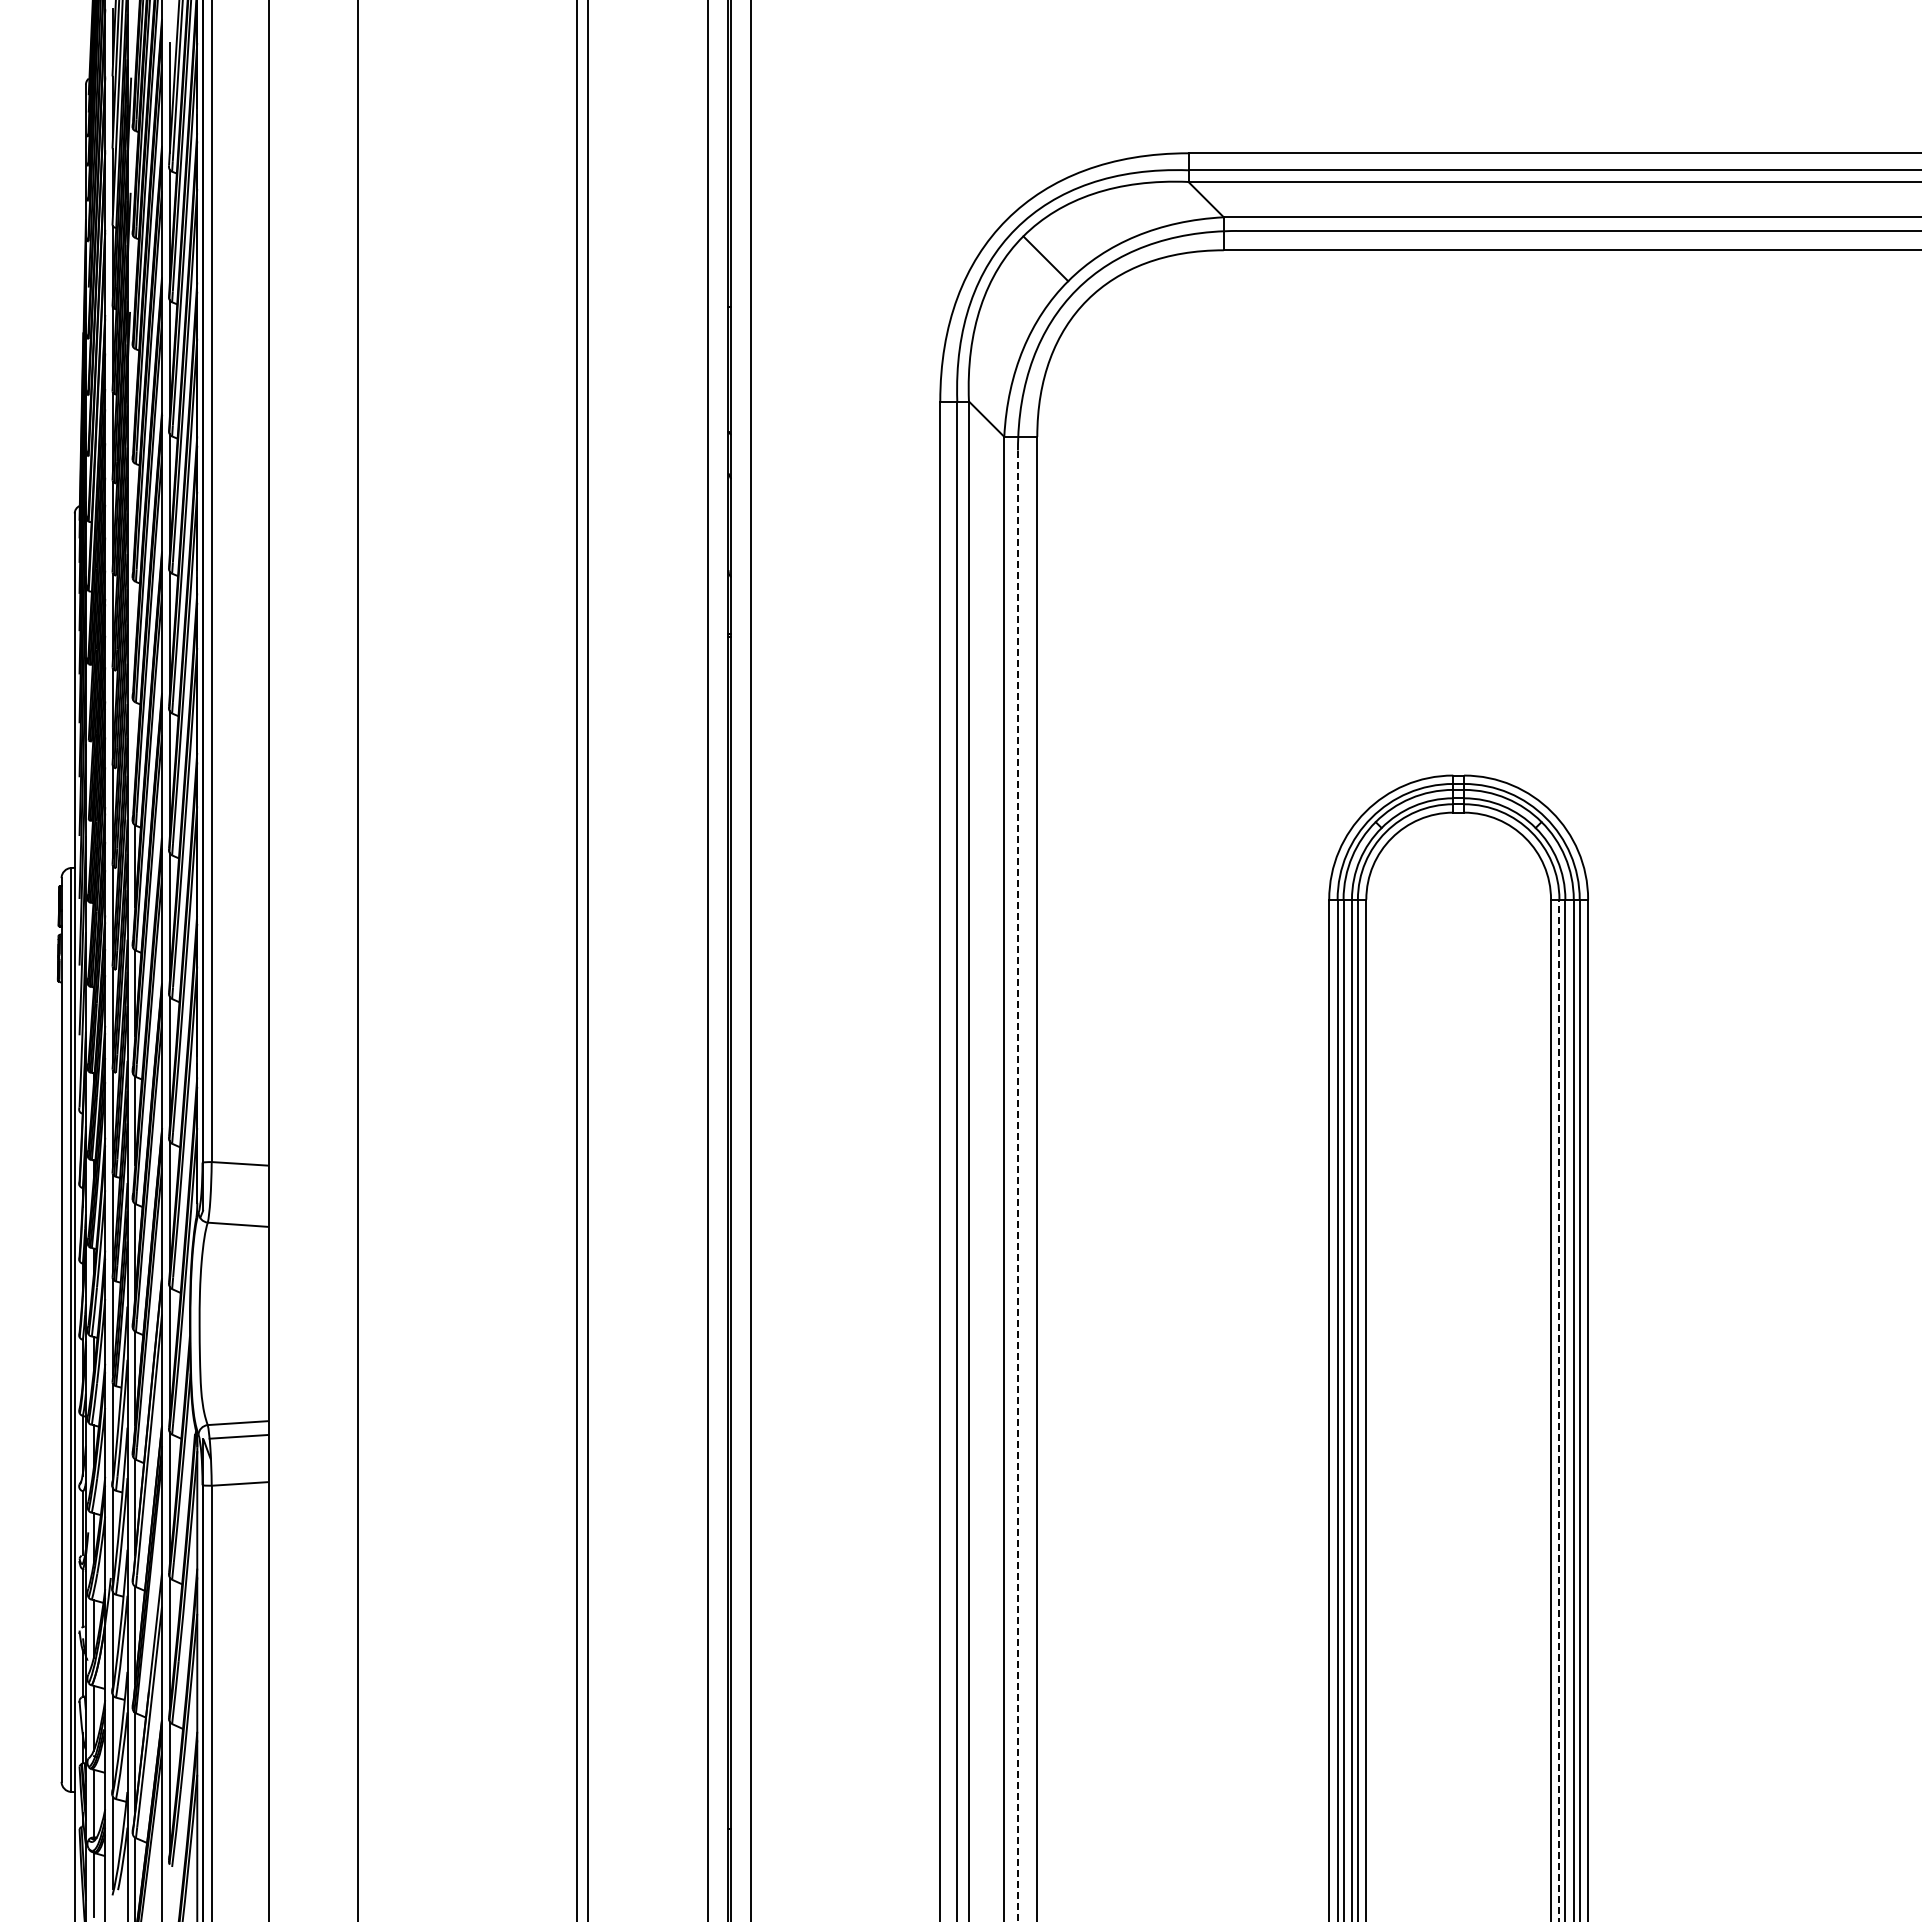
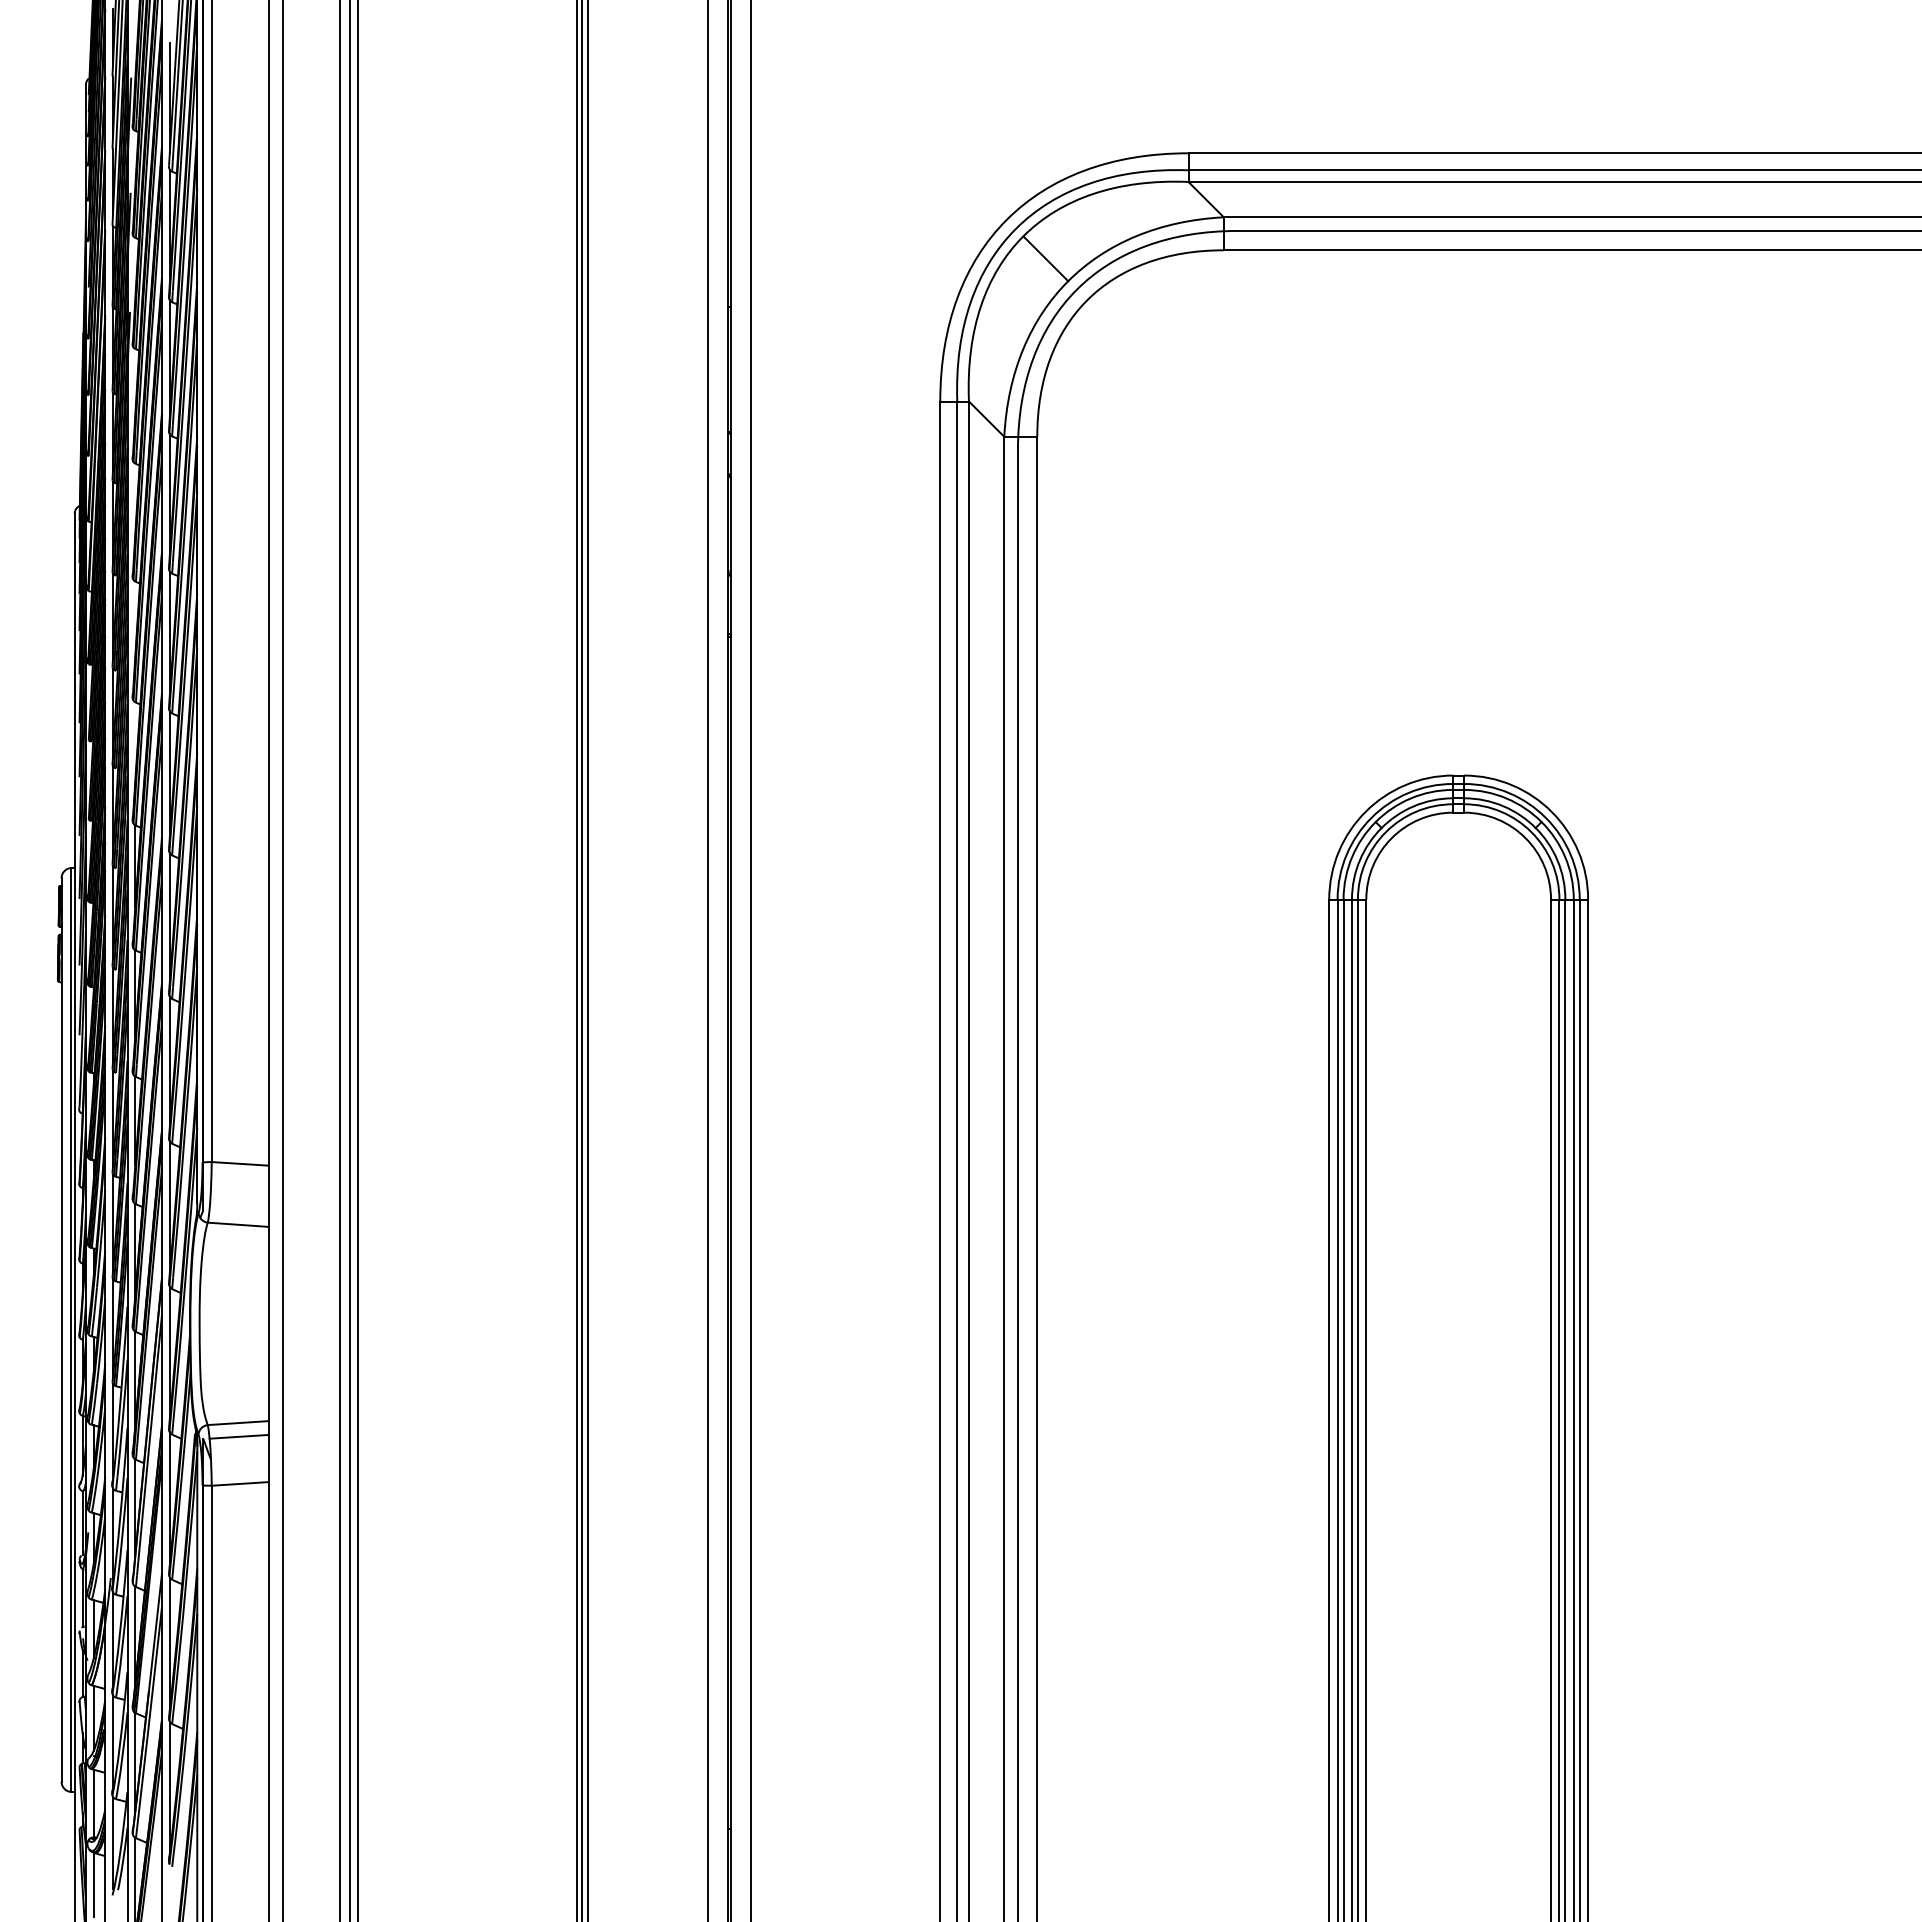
line: none -> present (282, 960)
line: none -> present (339, 960)
line: none -> present (349, 960)
line: none -> present (581, 960)
line: dashed -> solid (1017, 1186)
line: dashed -> solid (1559, 1410)
